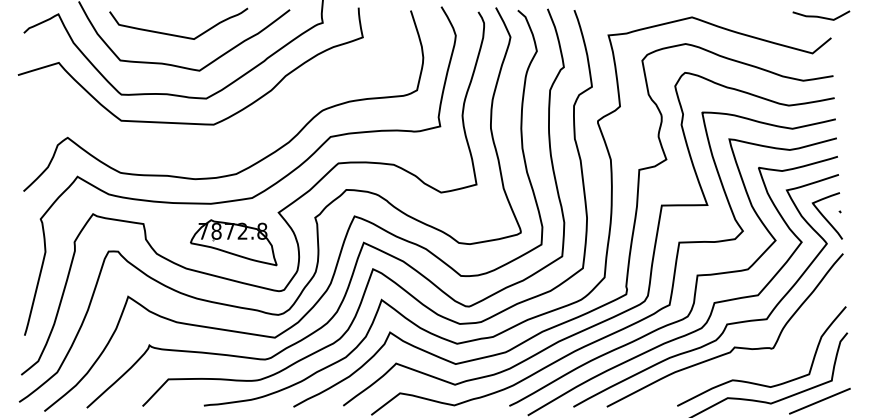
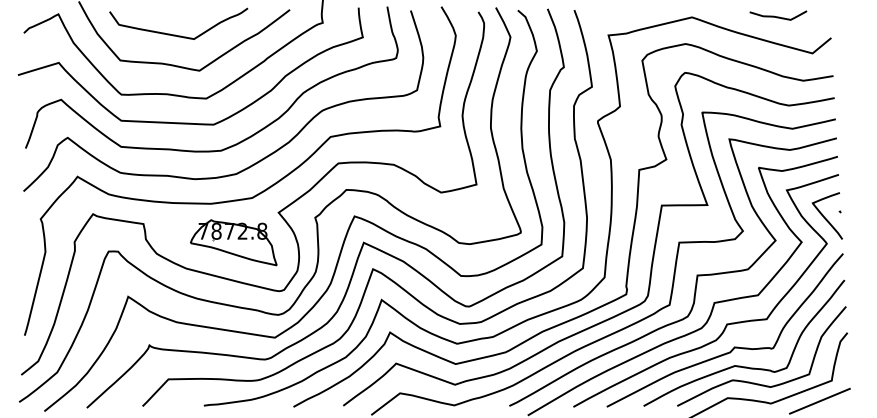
curve position: (821, 16) -> (778, 16) (778, 16)
curve: none -> present (248, 136)
curve: none -> present (740, 365)
